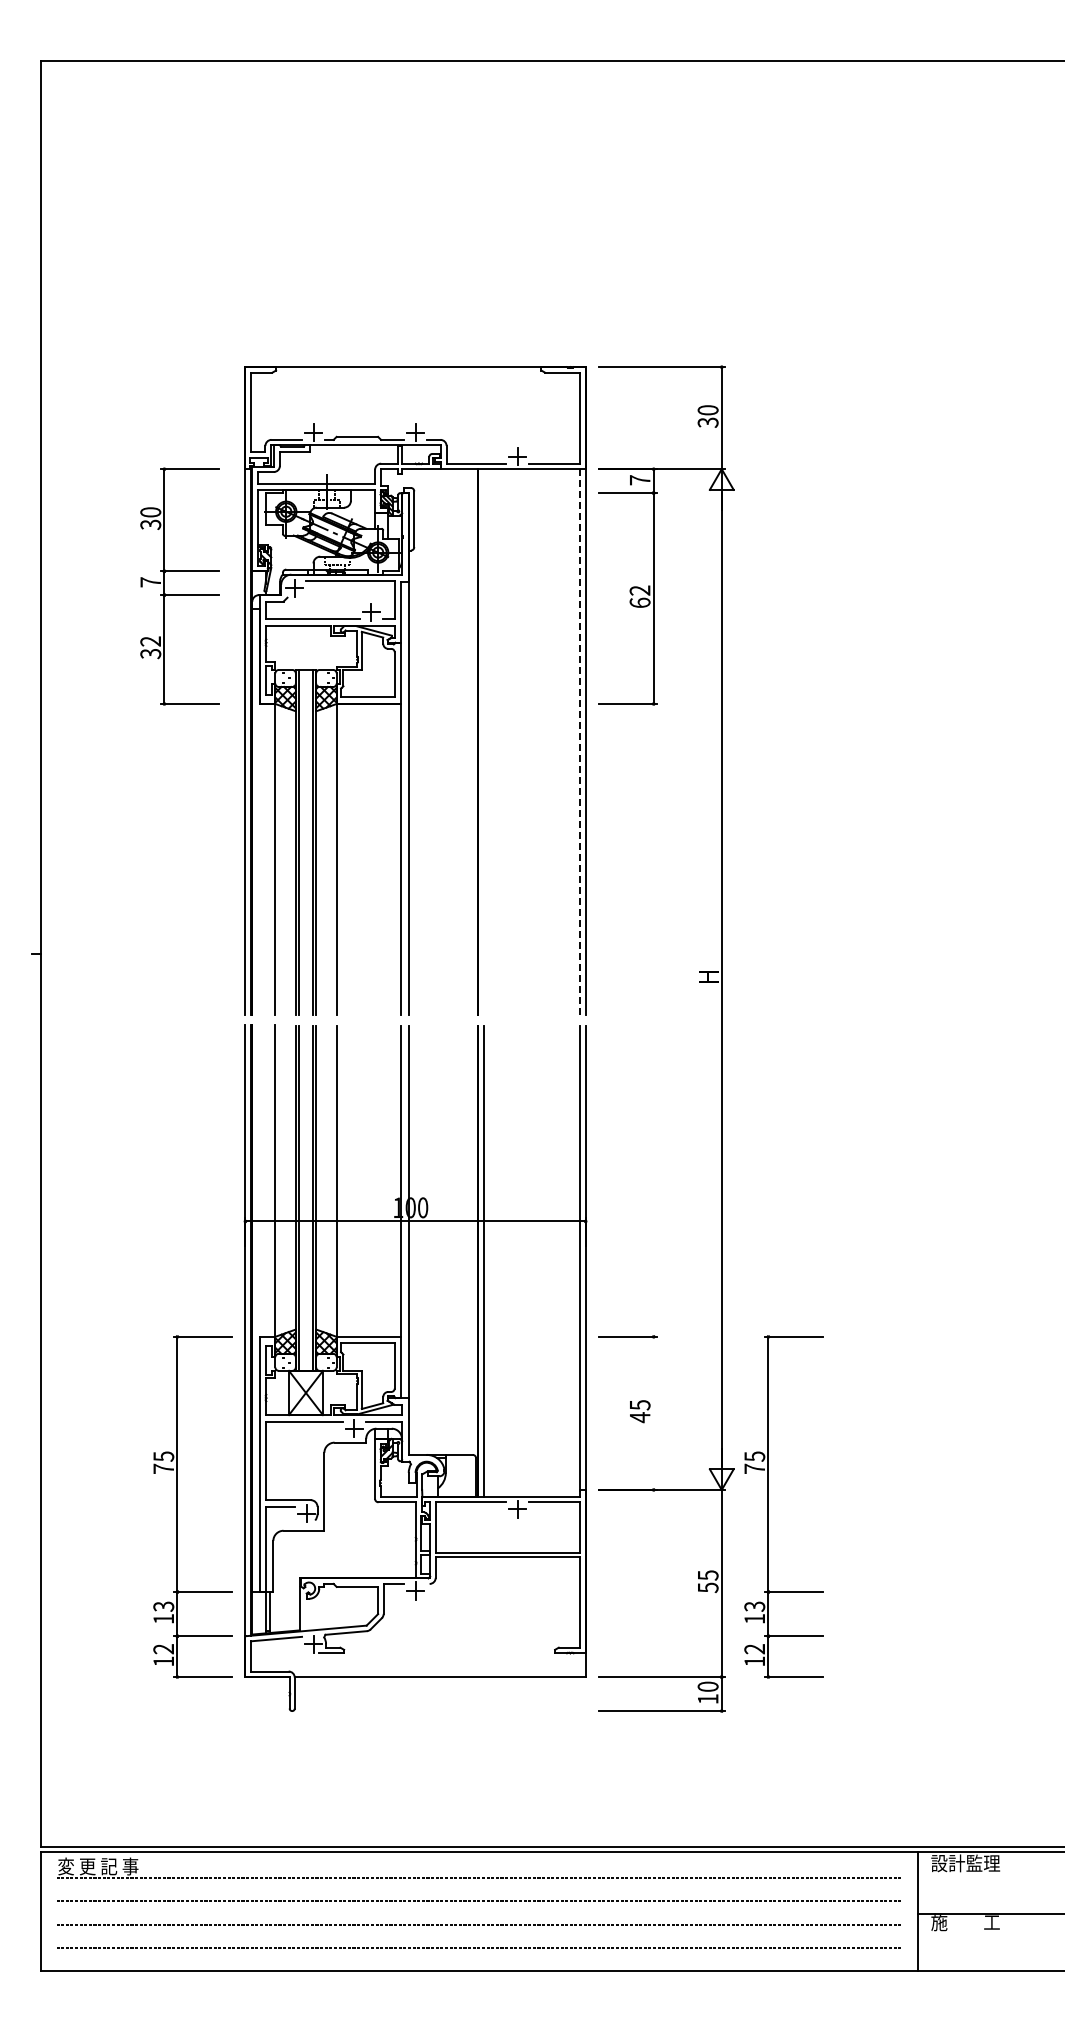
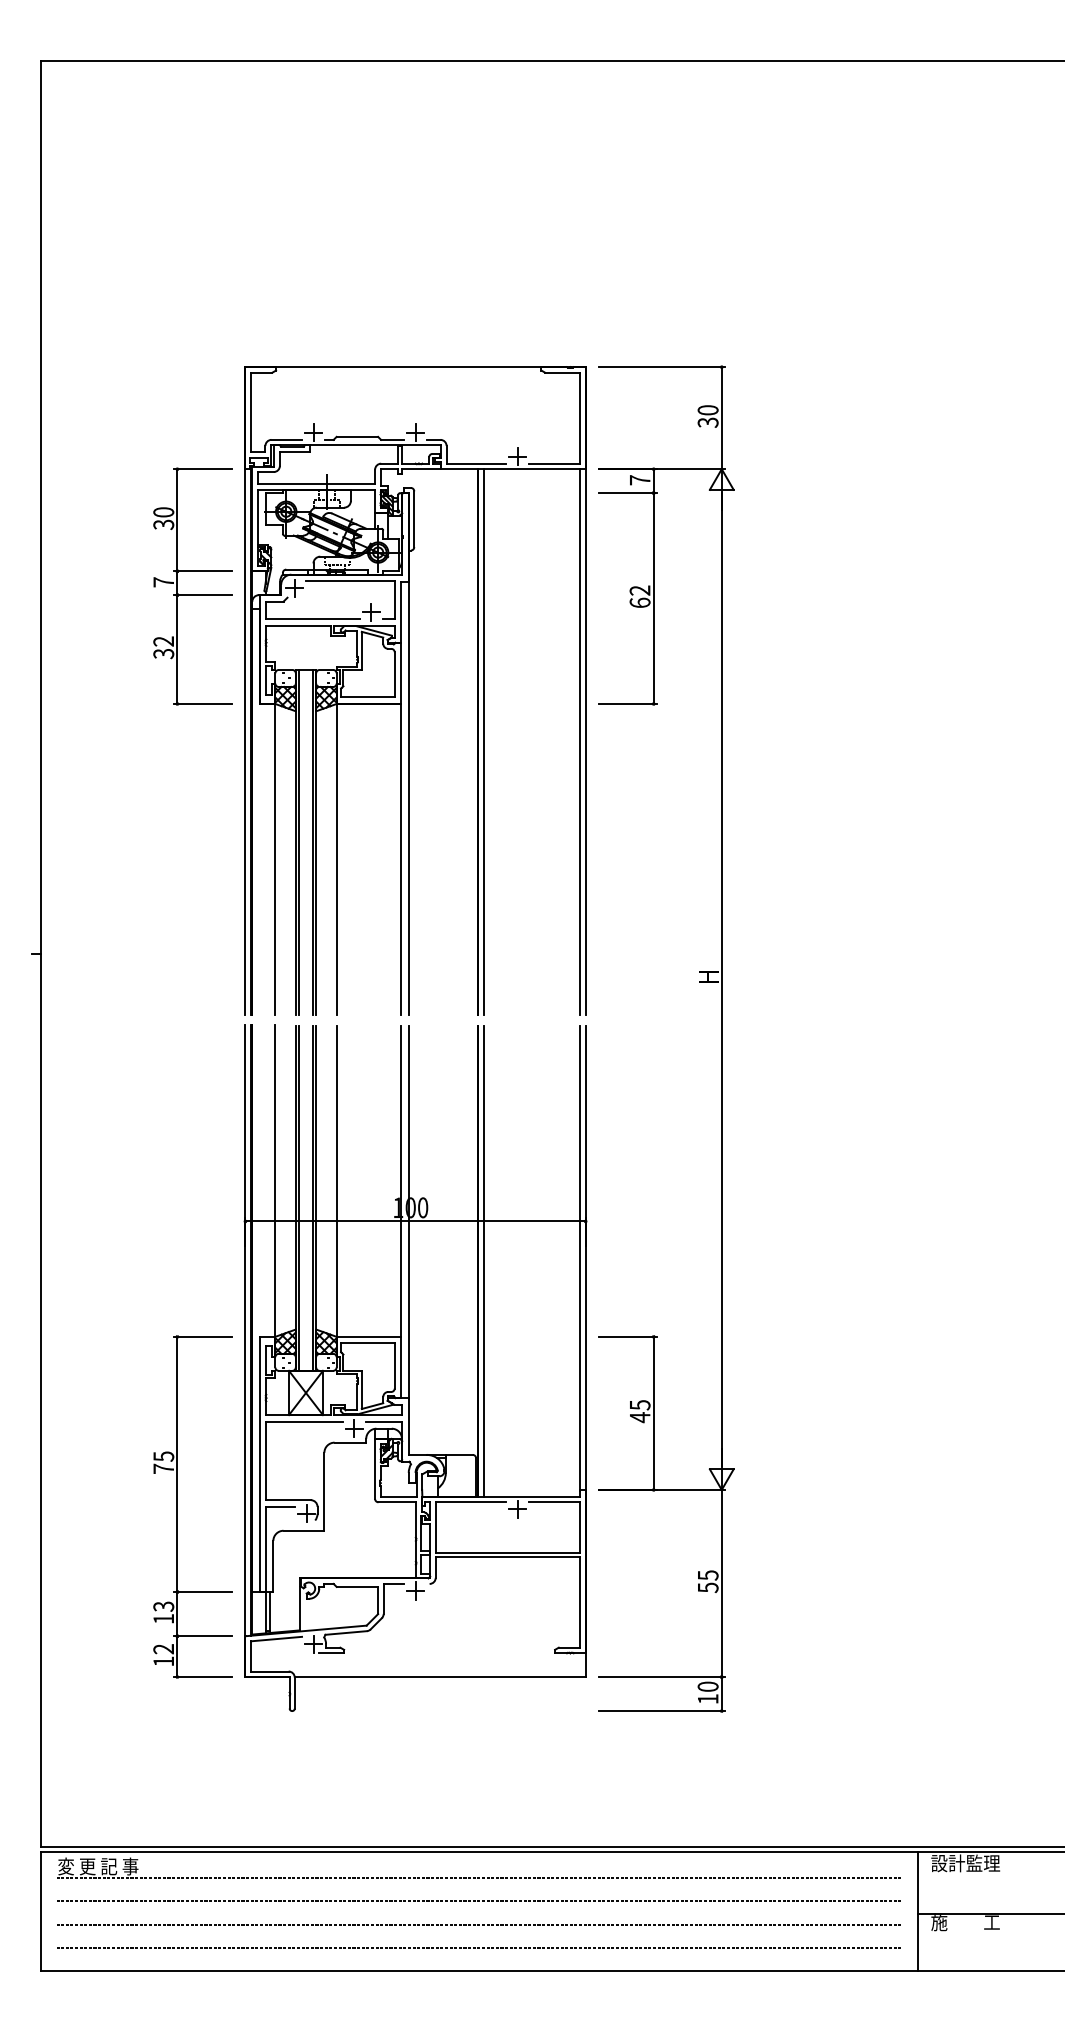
part position: (179, 594) -> (192, 594) (192, 594)
line: dashed -> solid (580, 741)
line: none -> present (483, 742)
line: none -> present (653, 1412)
part: present -> none (768, 1506)
